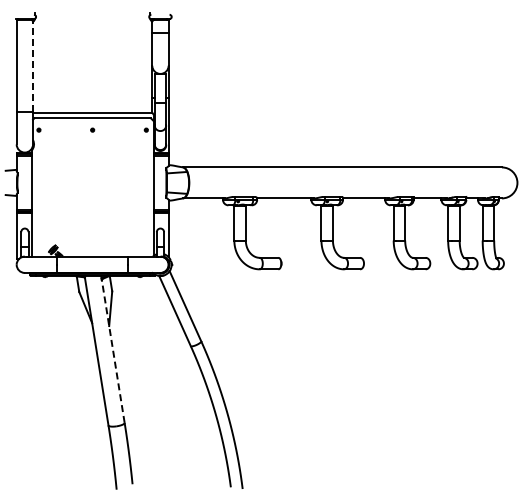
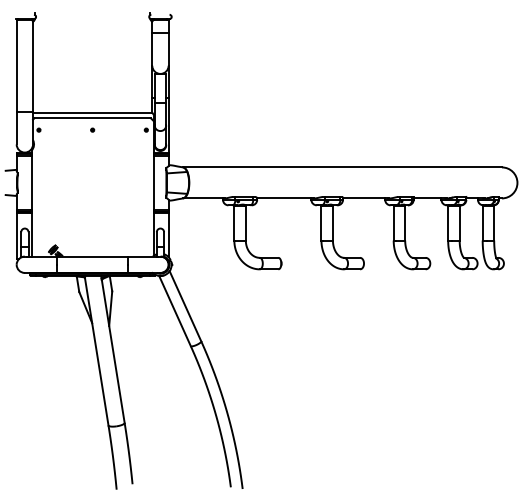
line: dashed -> solid (33, 65)
line: dashed -> solid (112, 349)
